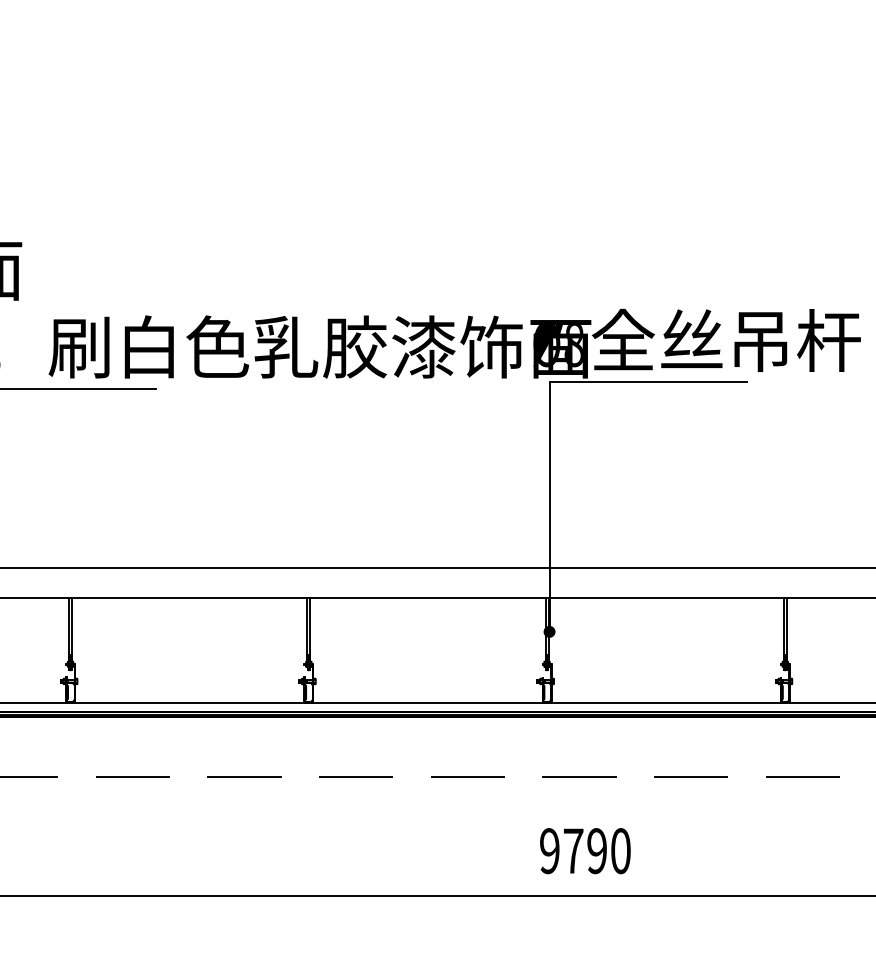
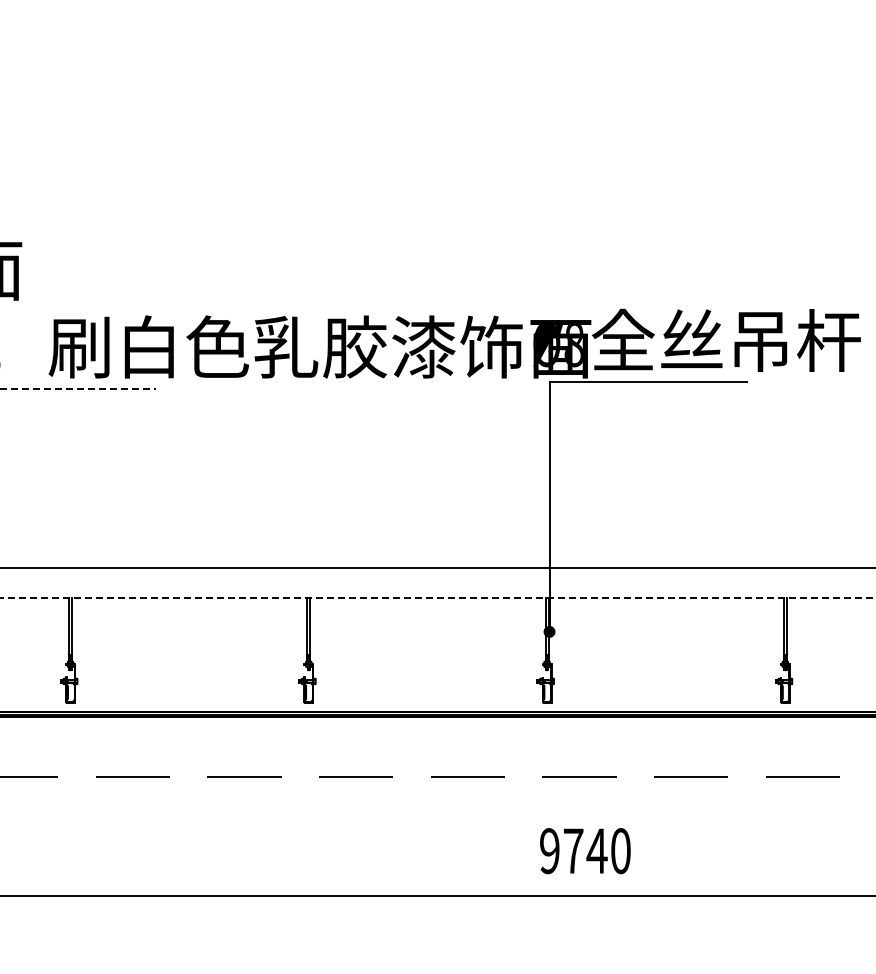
line: solid -> dashed (78, 388)
line: solid -> dashed (437, 598)
line: present -> none (437, 702)
text: 9790 -> 9740 (596, 851)
